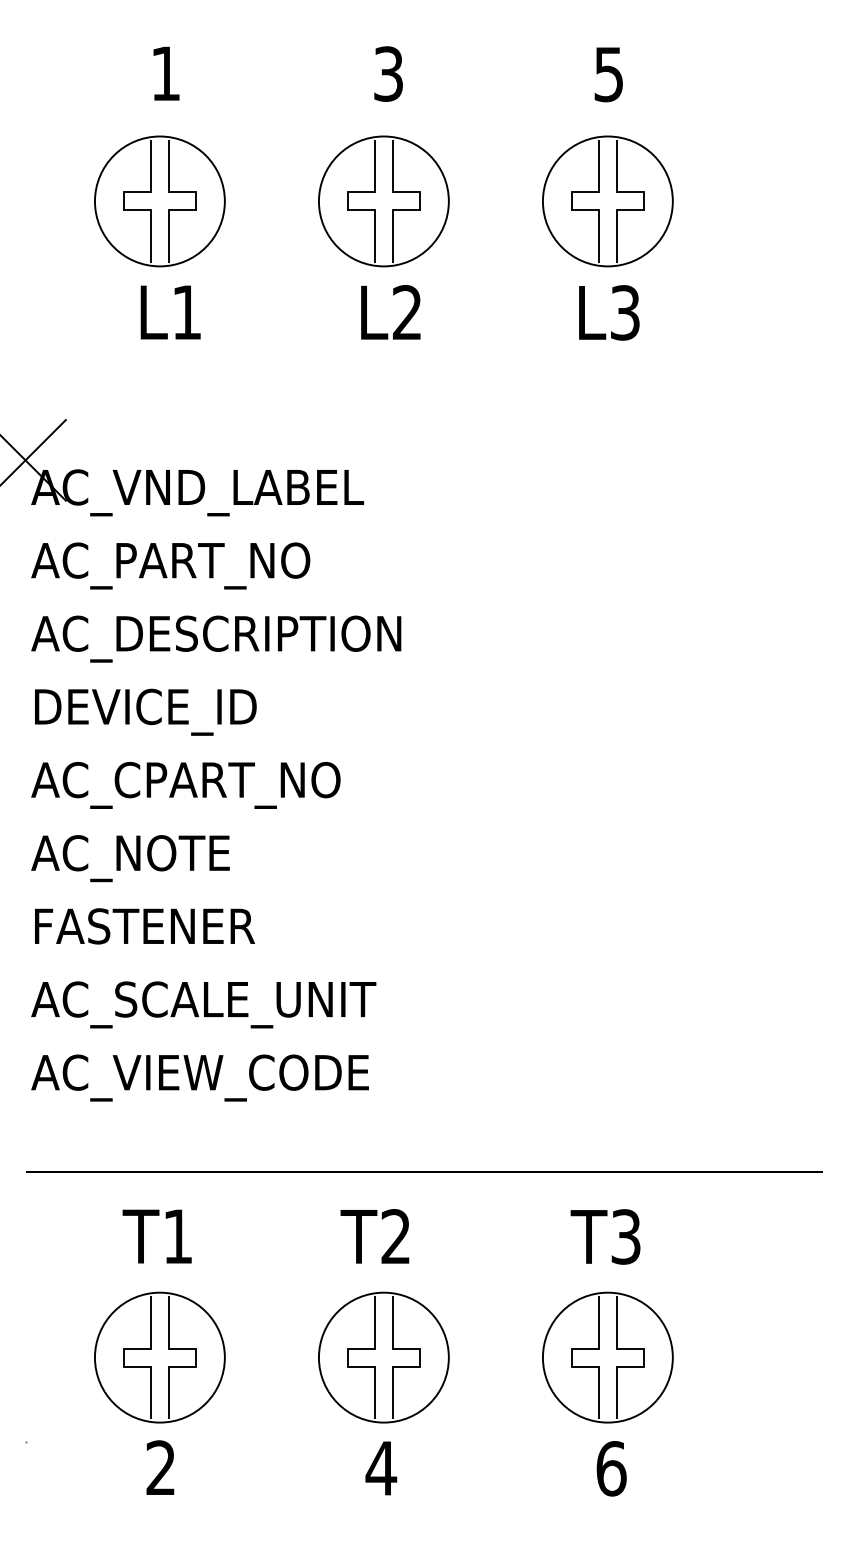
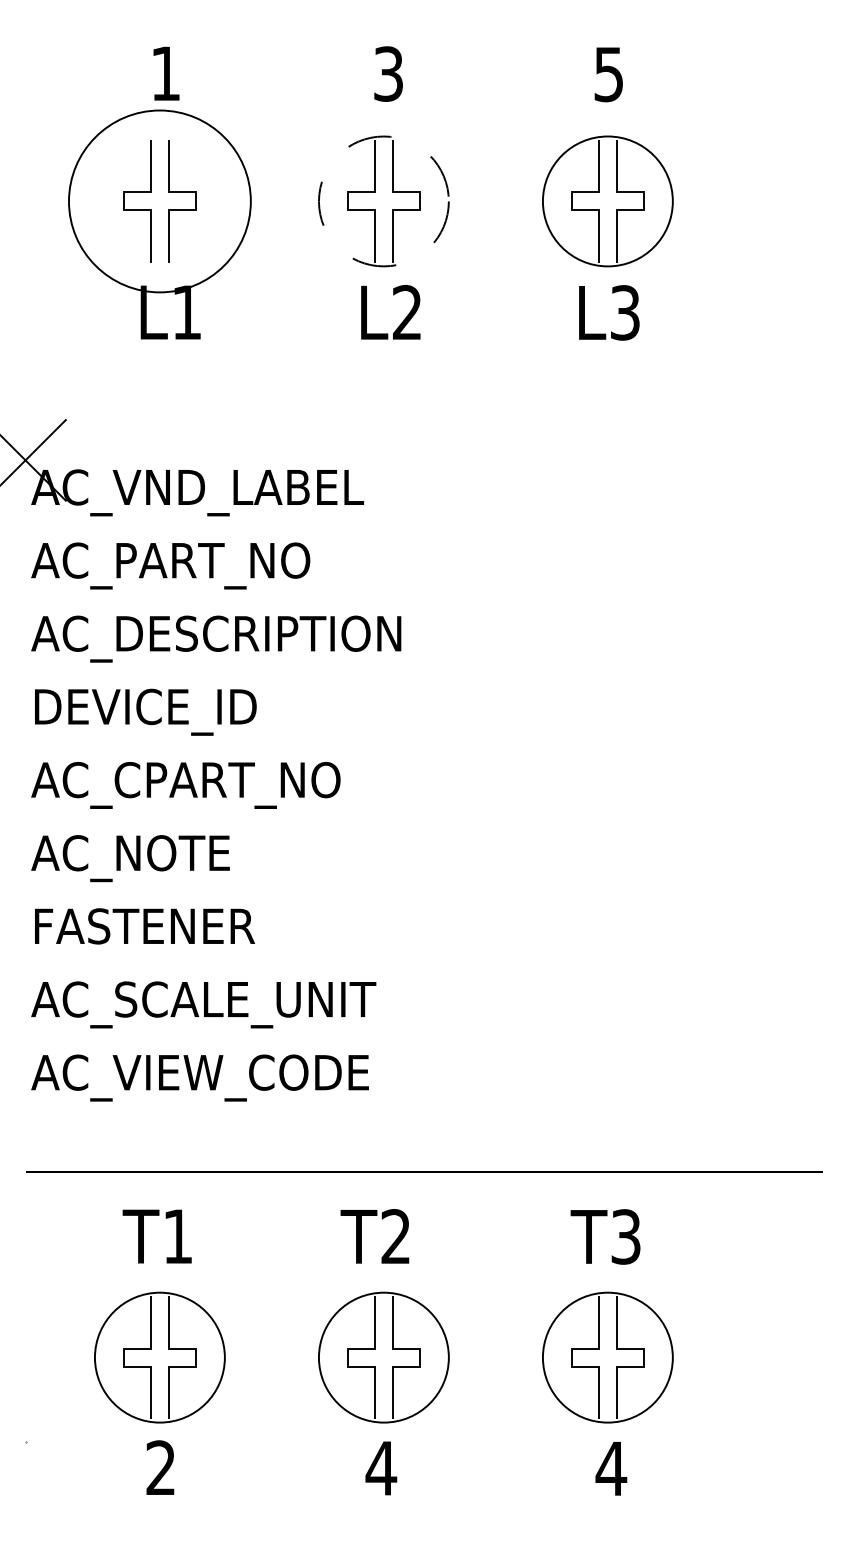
circle diameter: 130 px -> 182 px (159, 201)
circle: solid -> dashed (383, 201)
text: 6 -> 4 (611, 1468)
